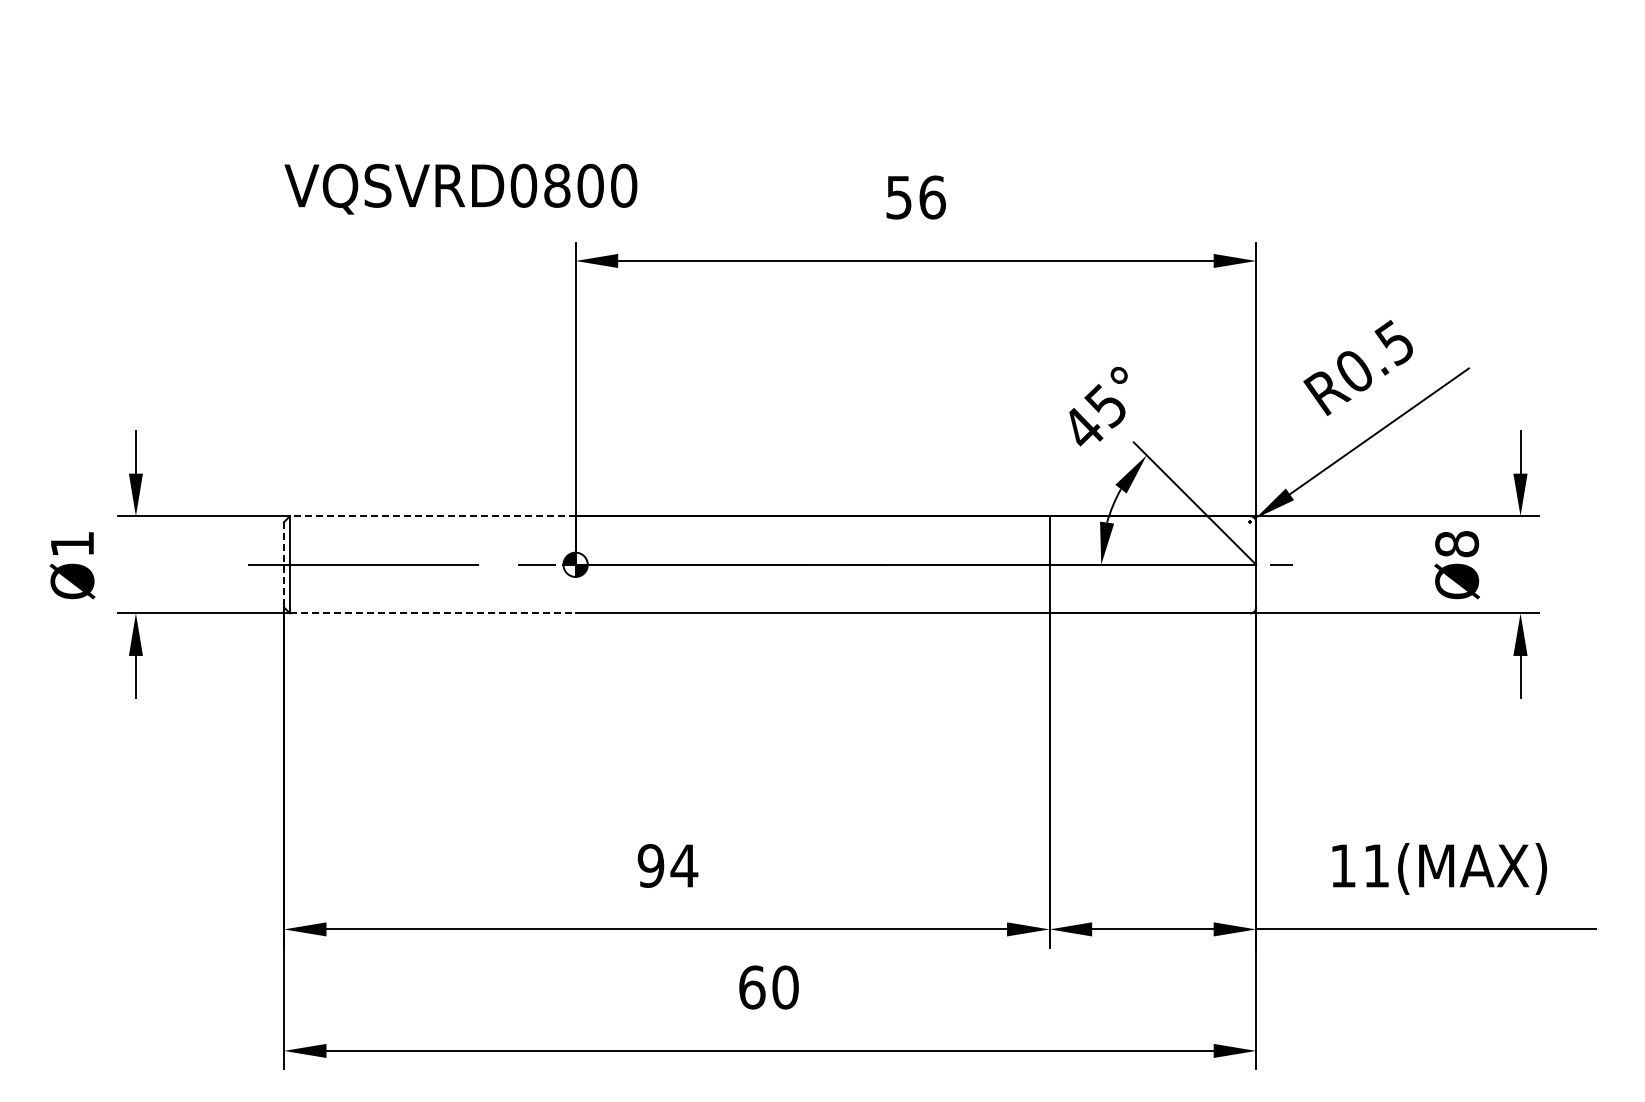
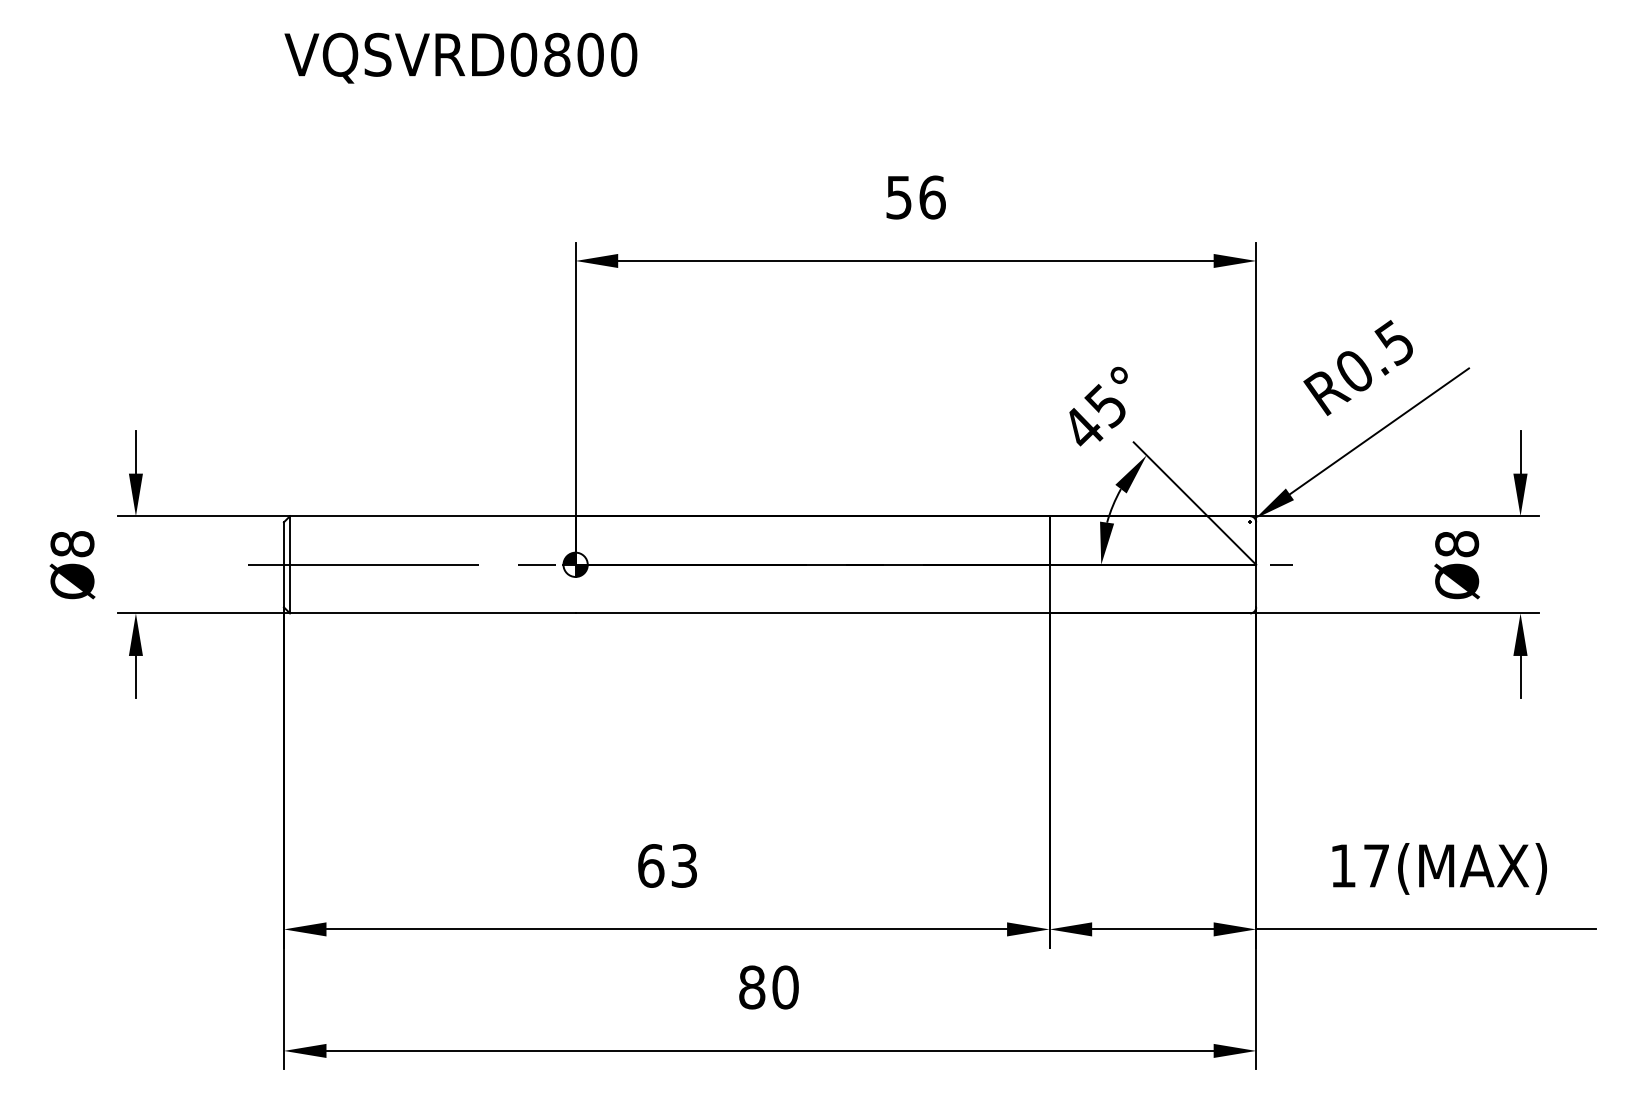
text position: (460, 188) -> (460, 57) (460, 57)
line: dashed -> solid (432, 516)
text: Ø1 -> Ø8 (72, 544)
line: dashed -> solid (283, 564)
line: dashed -> solid (432, 613)
text: 94 -> 63 (667, 865)
text: 11(MAX) -> 17(MAX) (1376, 865)
text: 60 -> 80 (752, 987)
